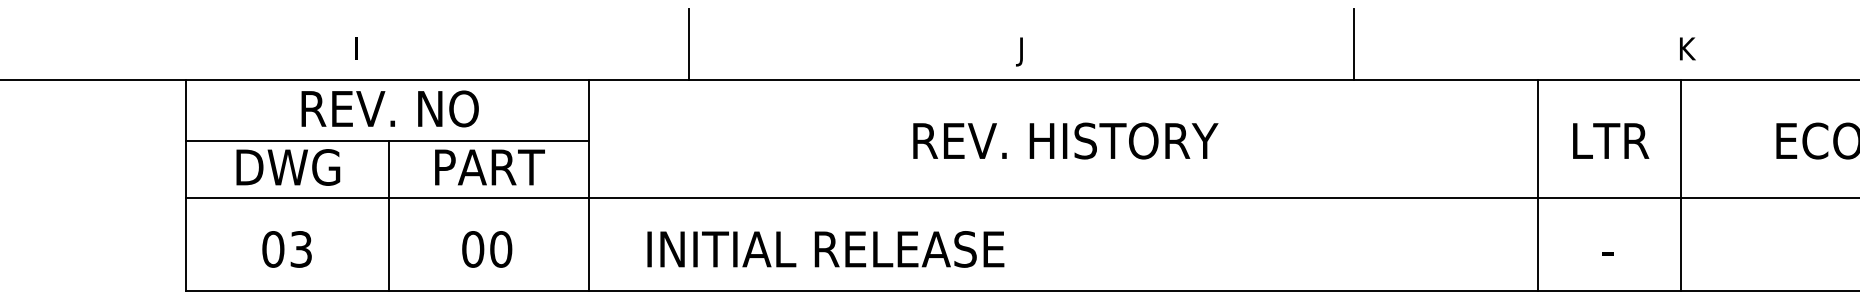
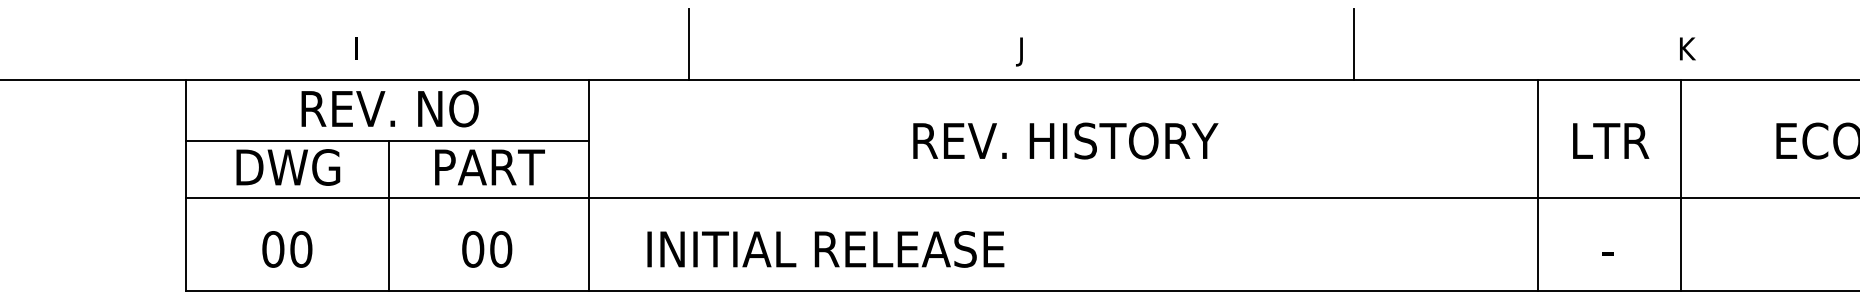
text: 03 -> 00 (301, 249)
